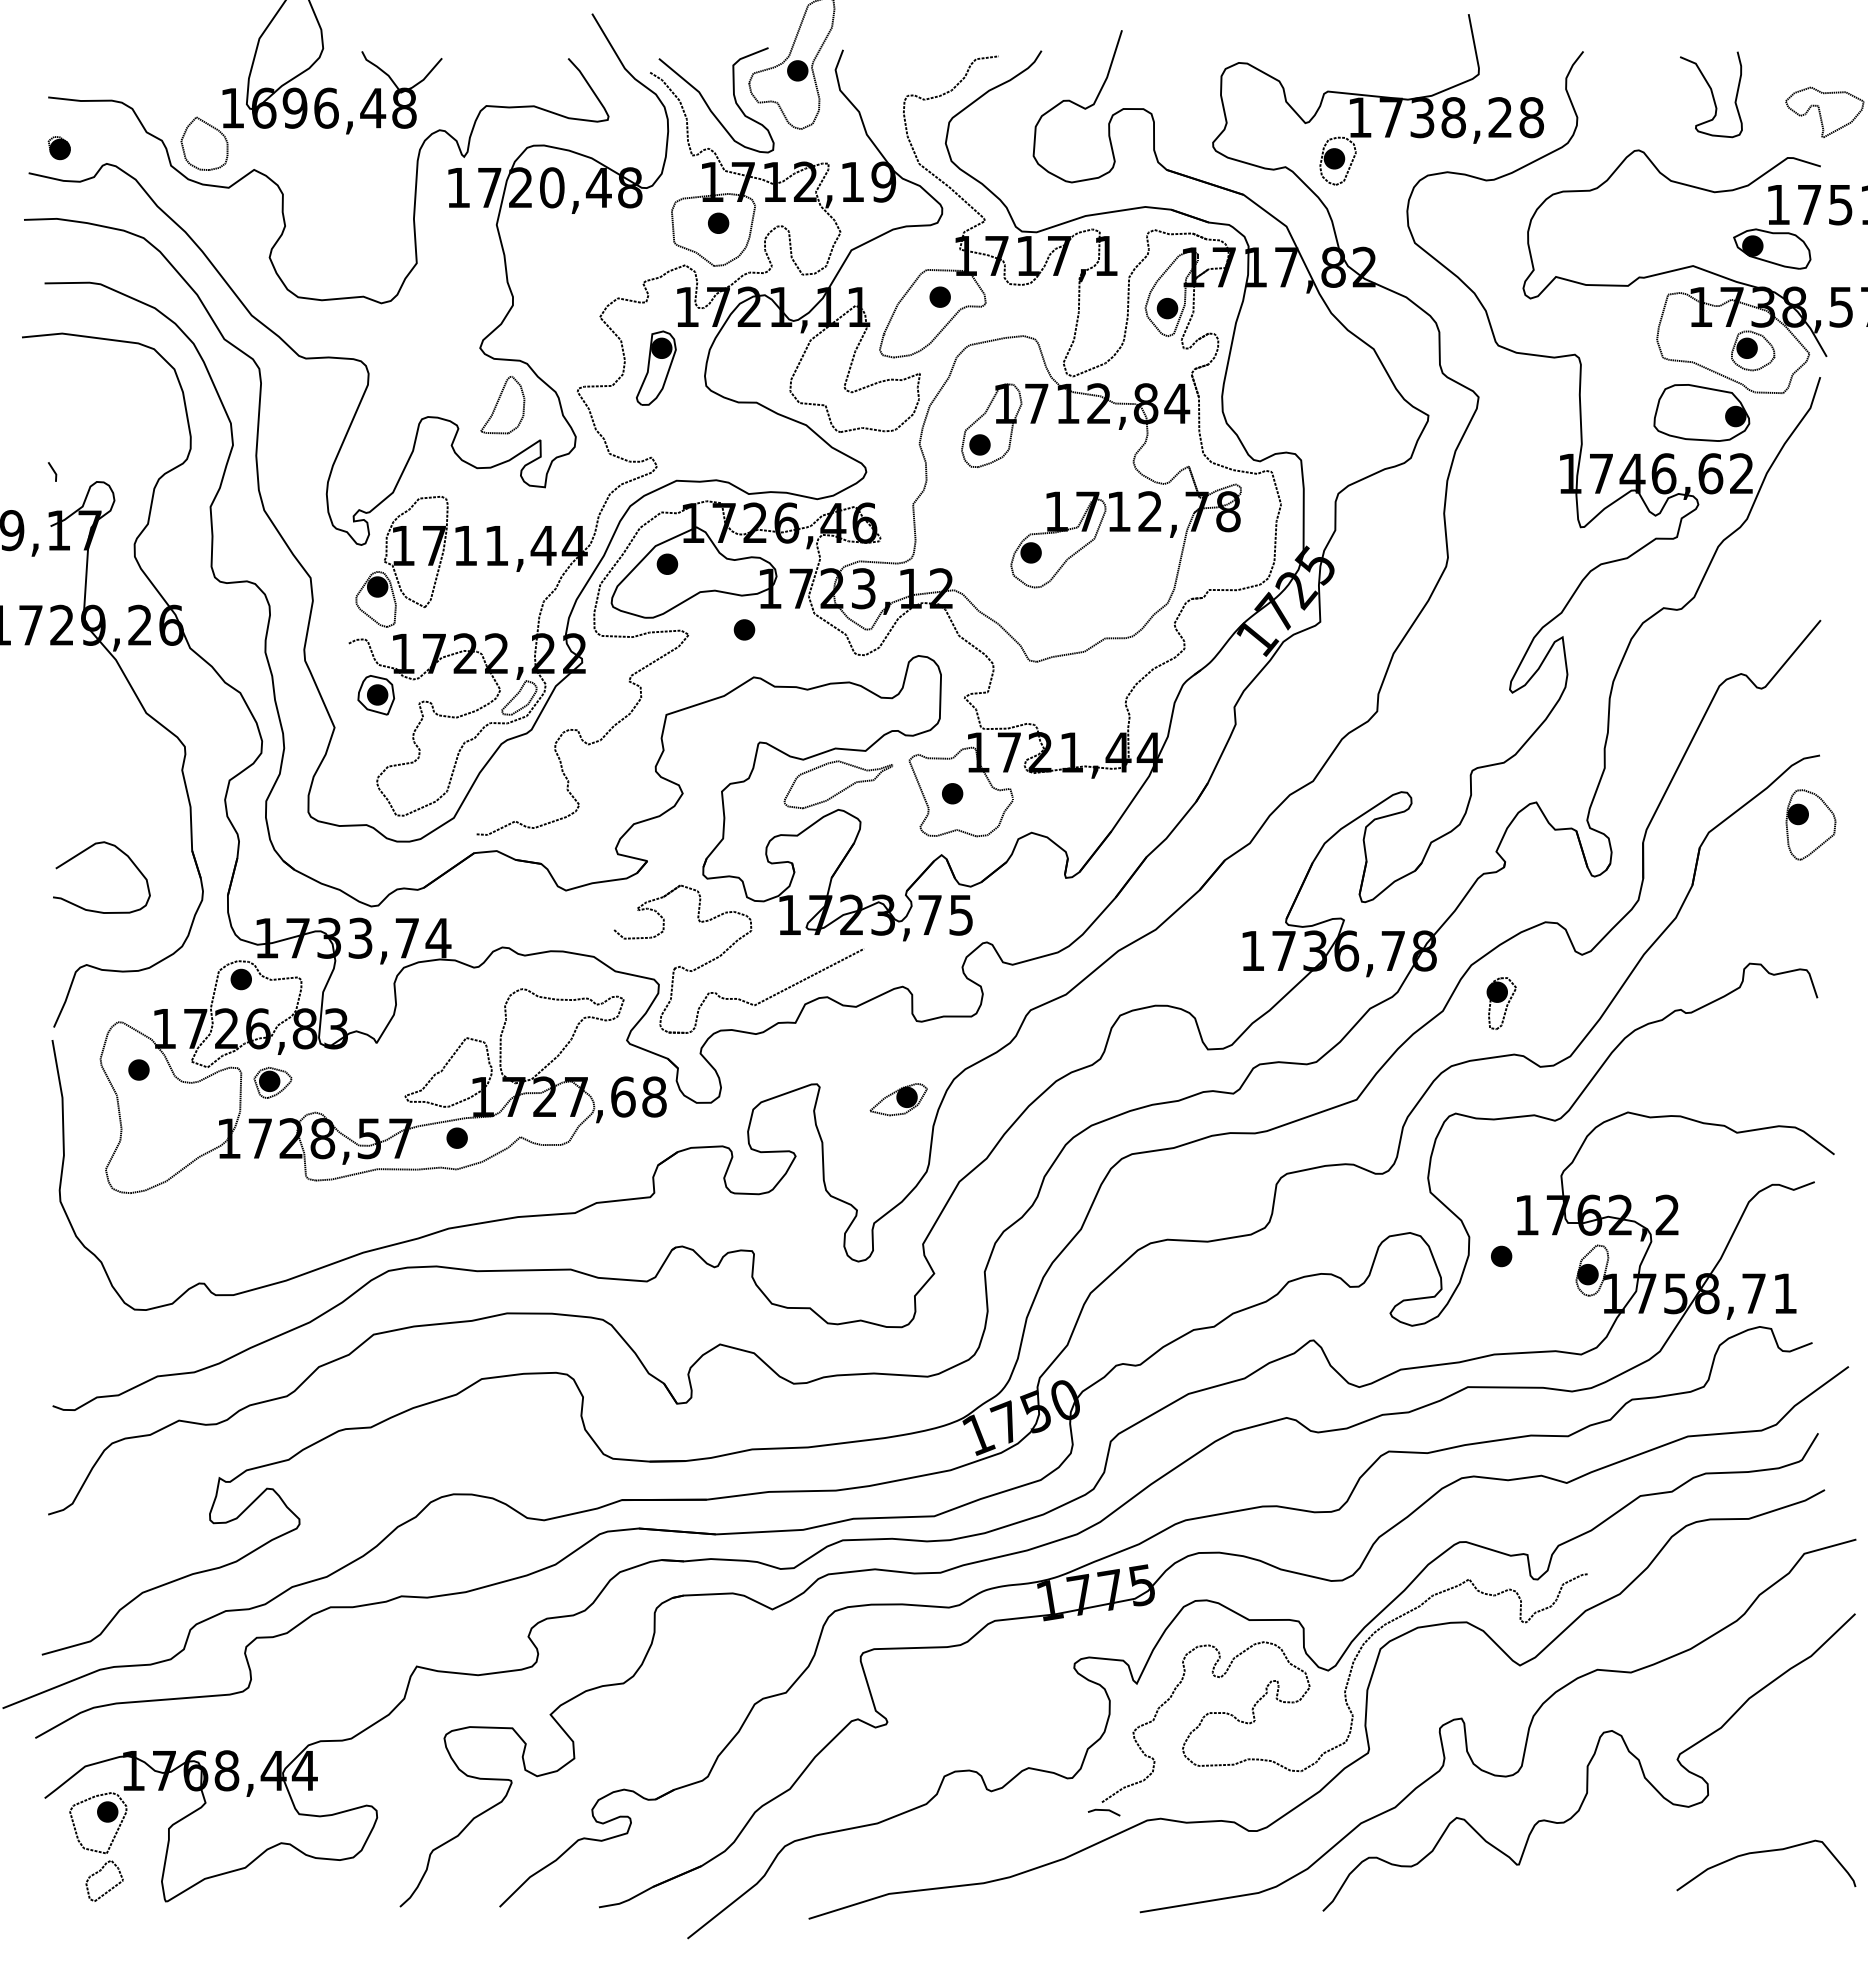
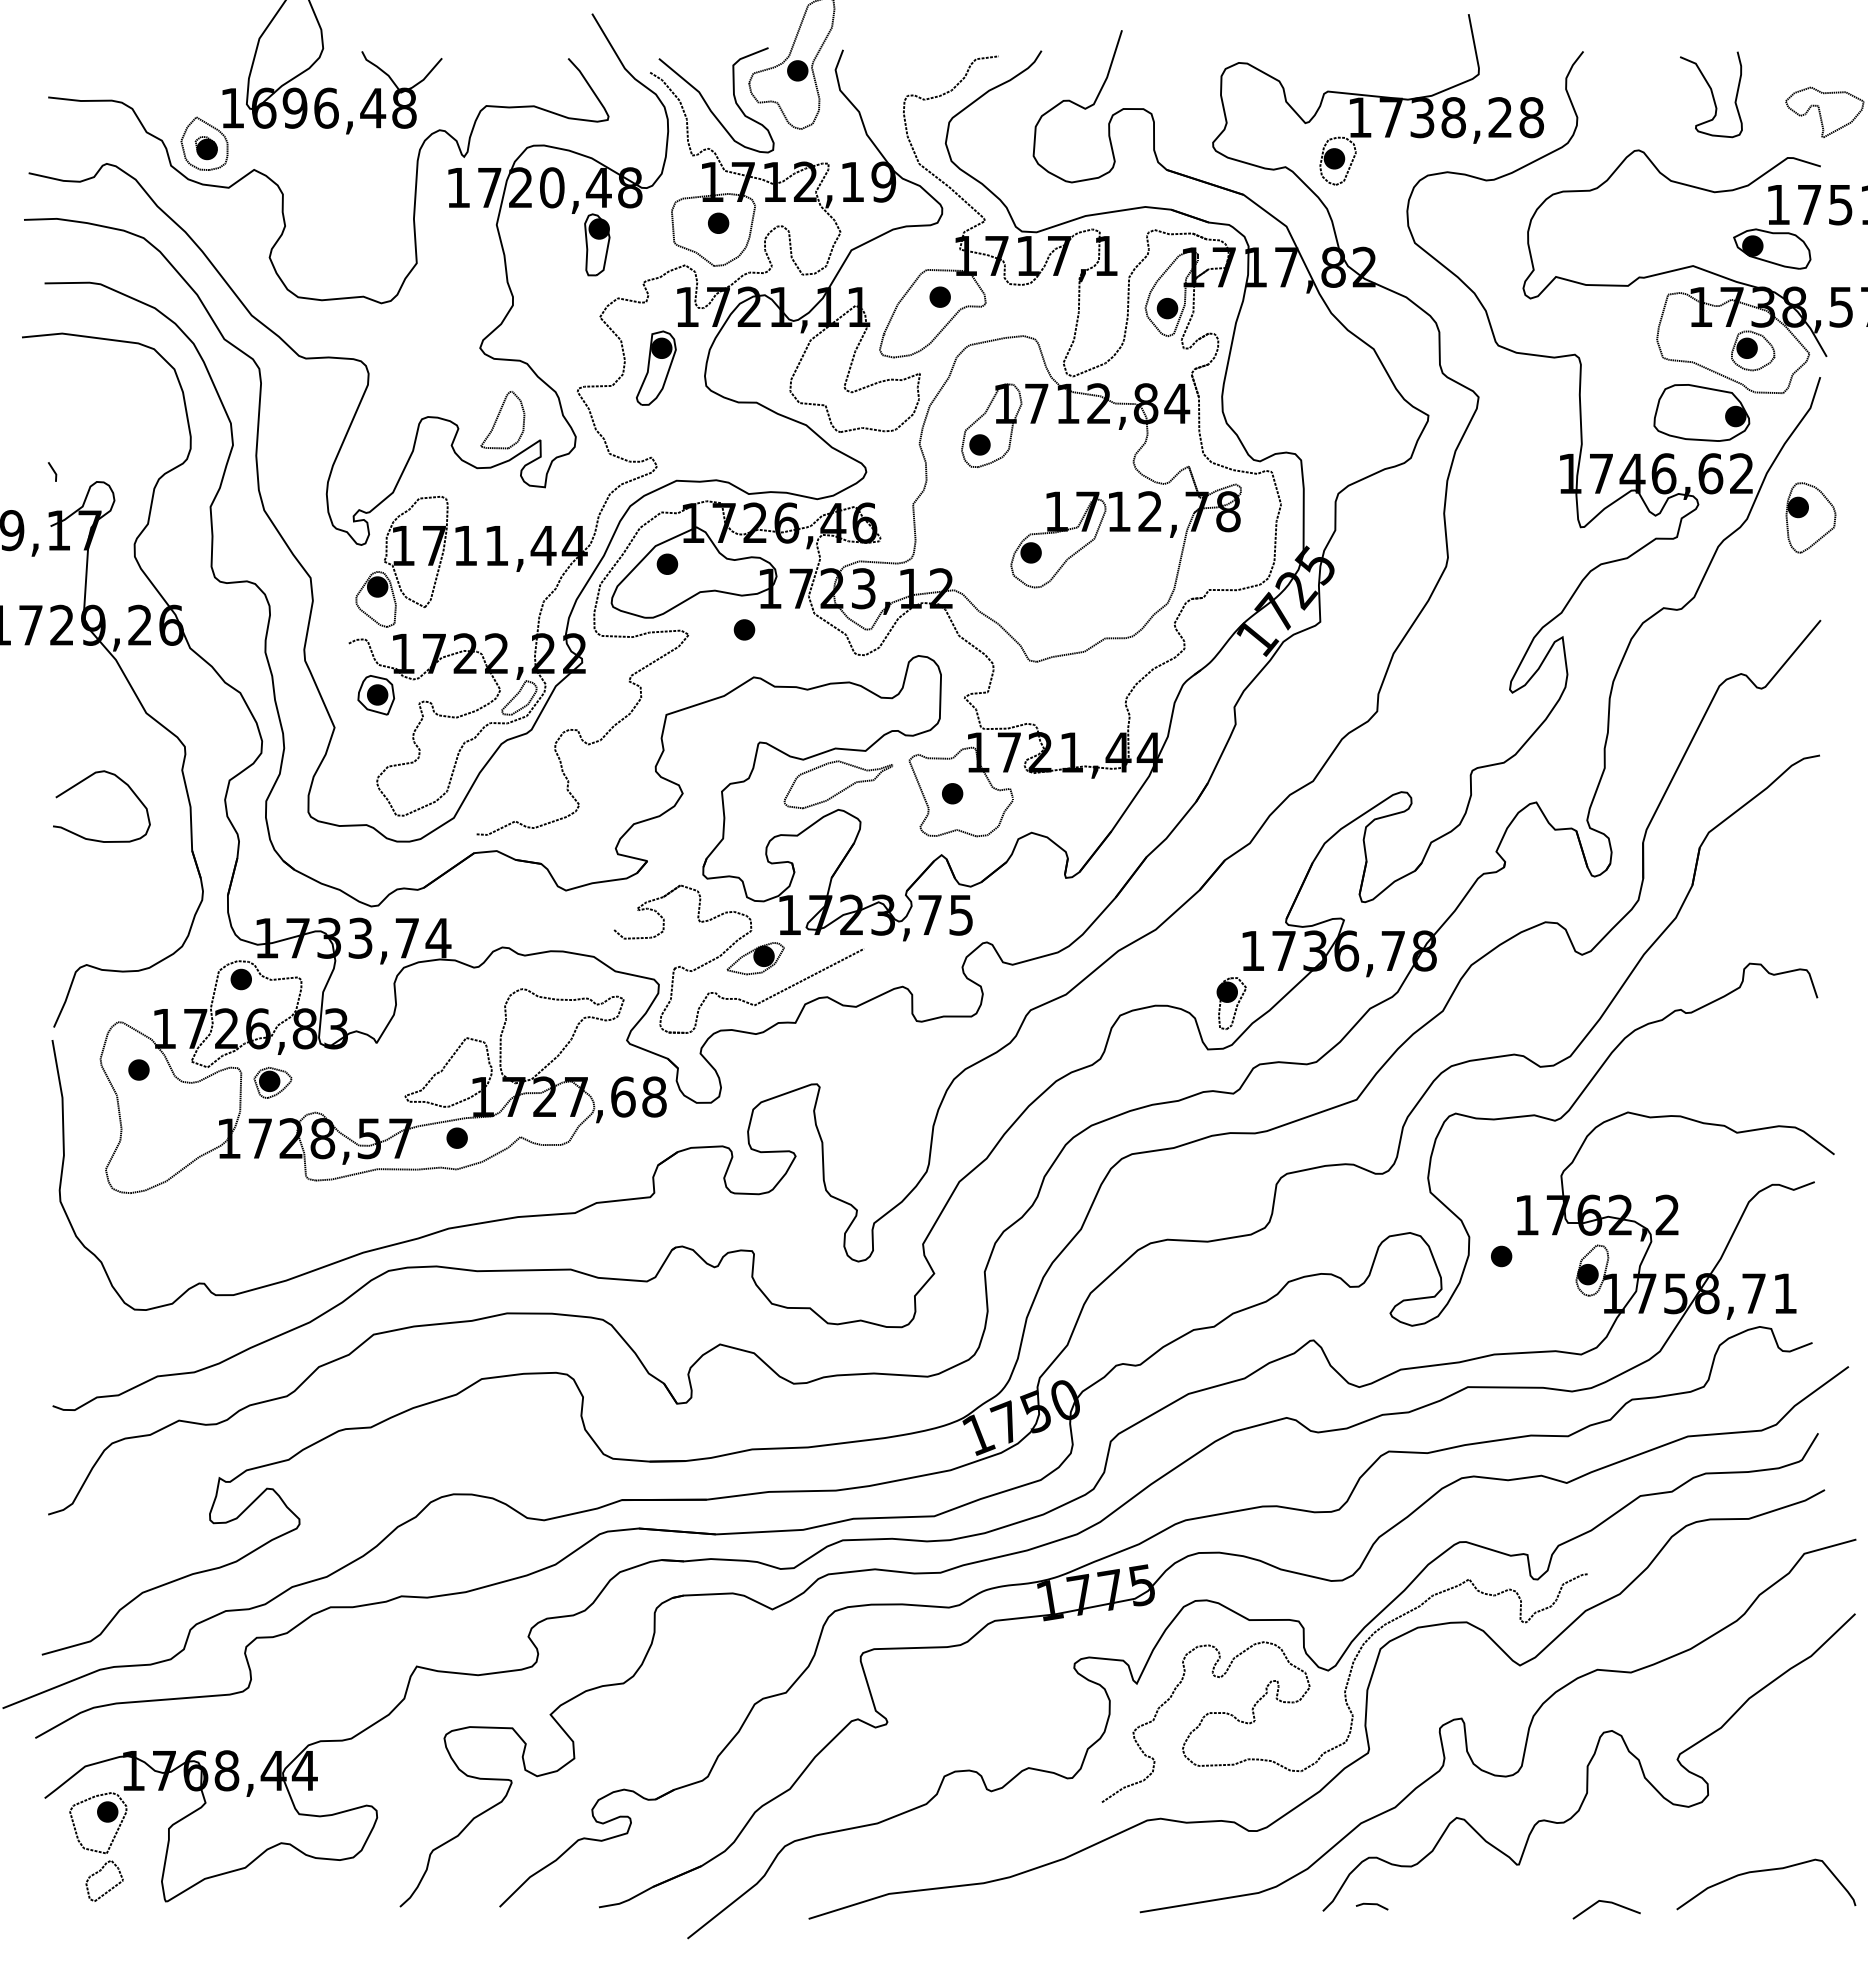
part position: (58, 148) -> (205, 148) (205, 148)
part: none -> present (597, 244)
part position: (502, 405) -> (502, 420) (502, 420)
part position: (1810, 824) -> (1810, 517) (1810, 517)
part position: (85, 851) -> (85, 780) (85, 780)
part position: (1501, 1003) -> (1231, 1003) (1231, 1003)
part position: (898, 1099) -> (755, 958) (755, 958)
line position: (1103, 1810) -> (1371, 1904) (1371, 1904)
curve position: (1766, 1852) -> (1766, 1871) (1766, 1871)
line: none -> present (1609, 1903)
